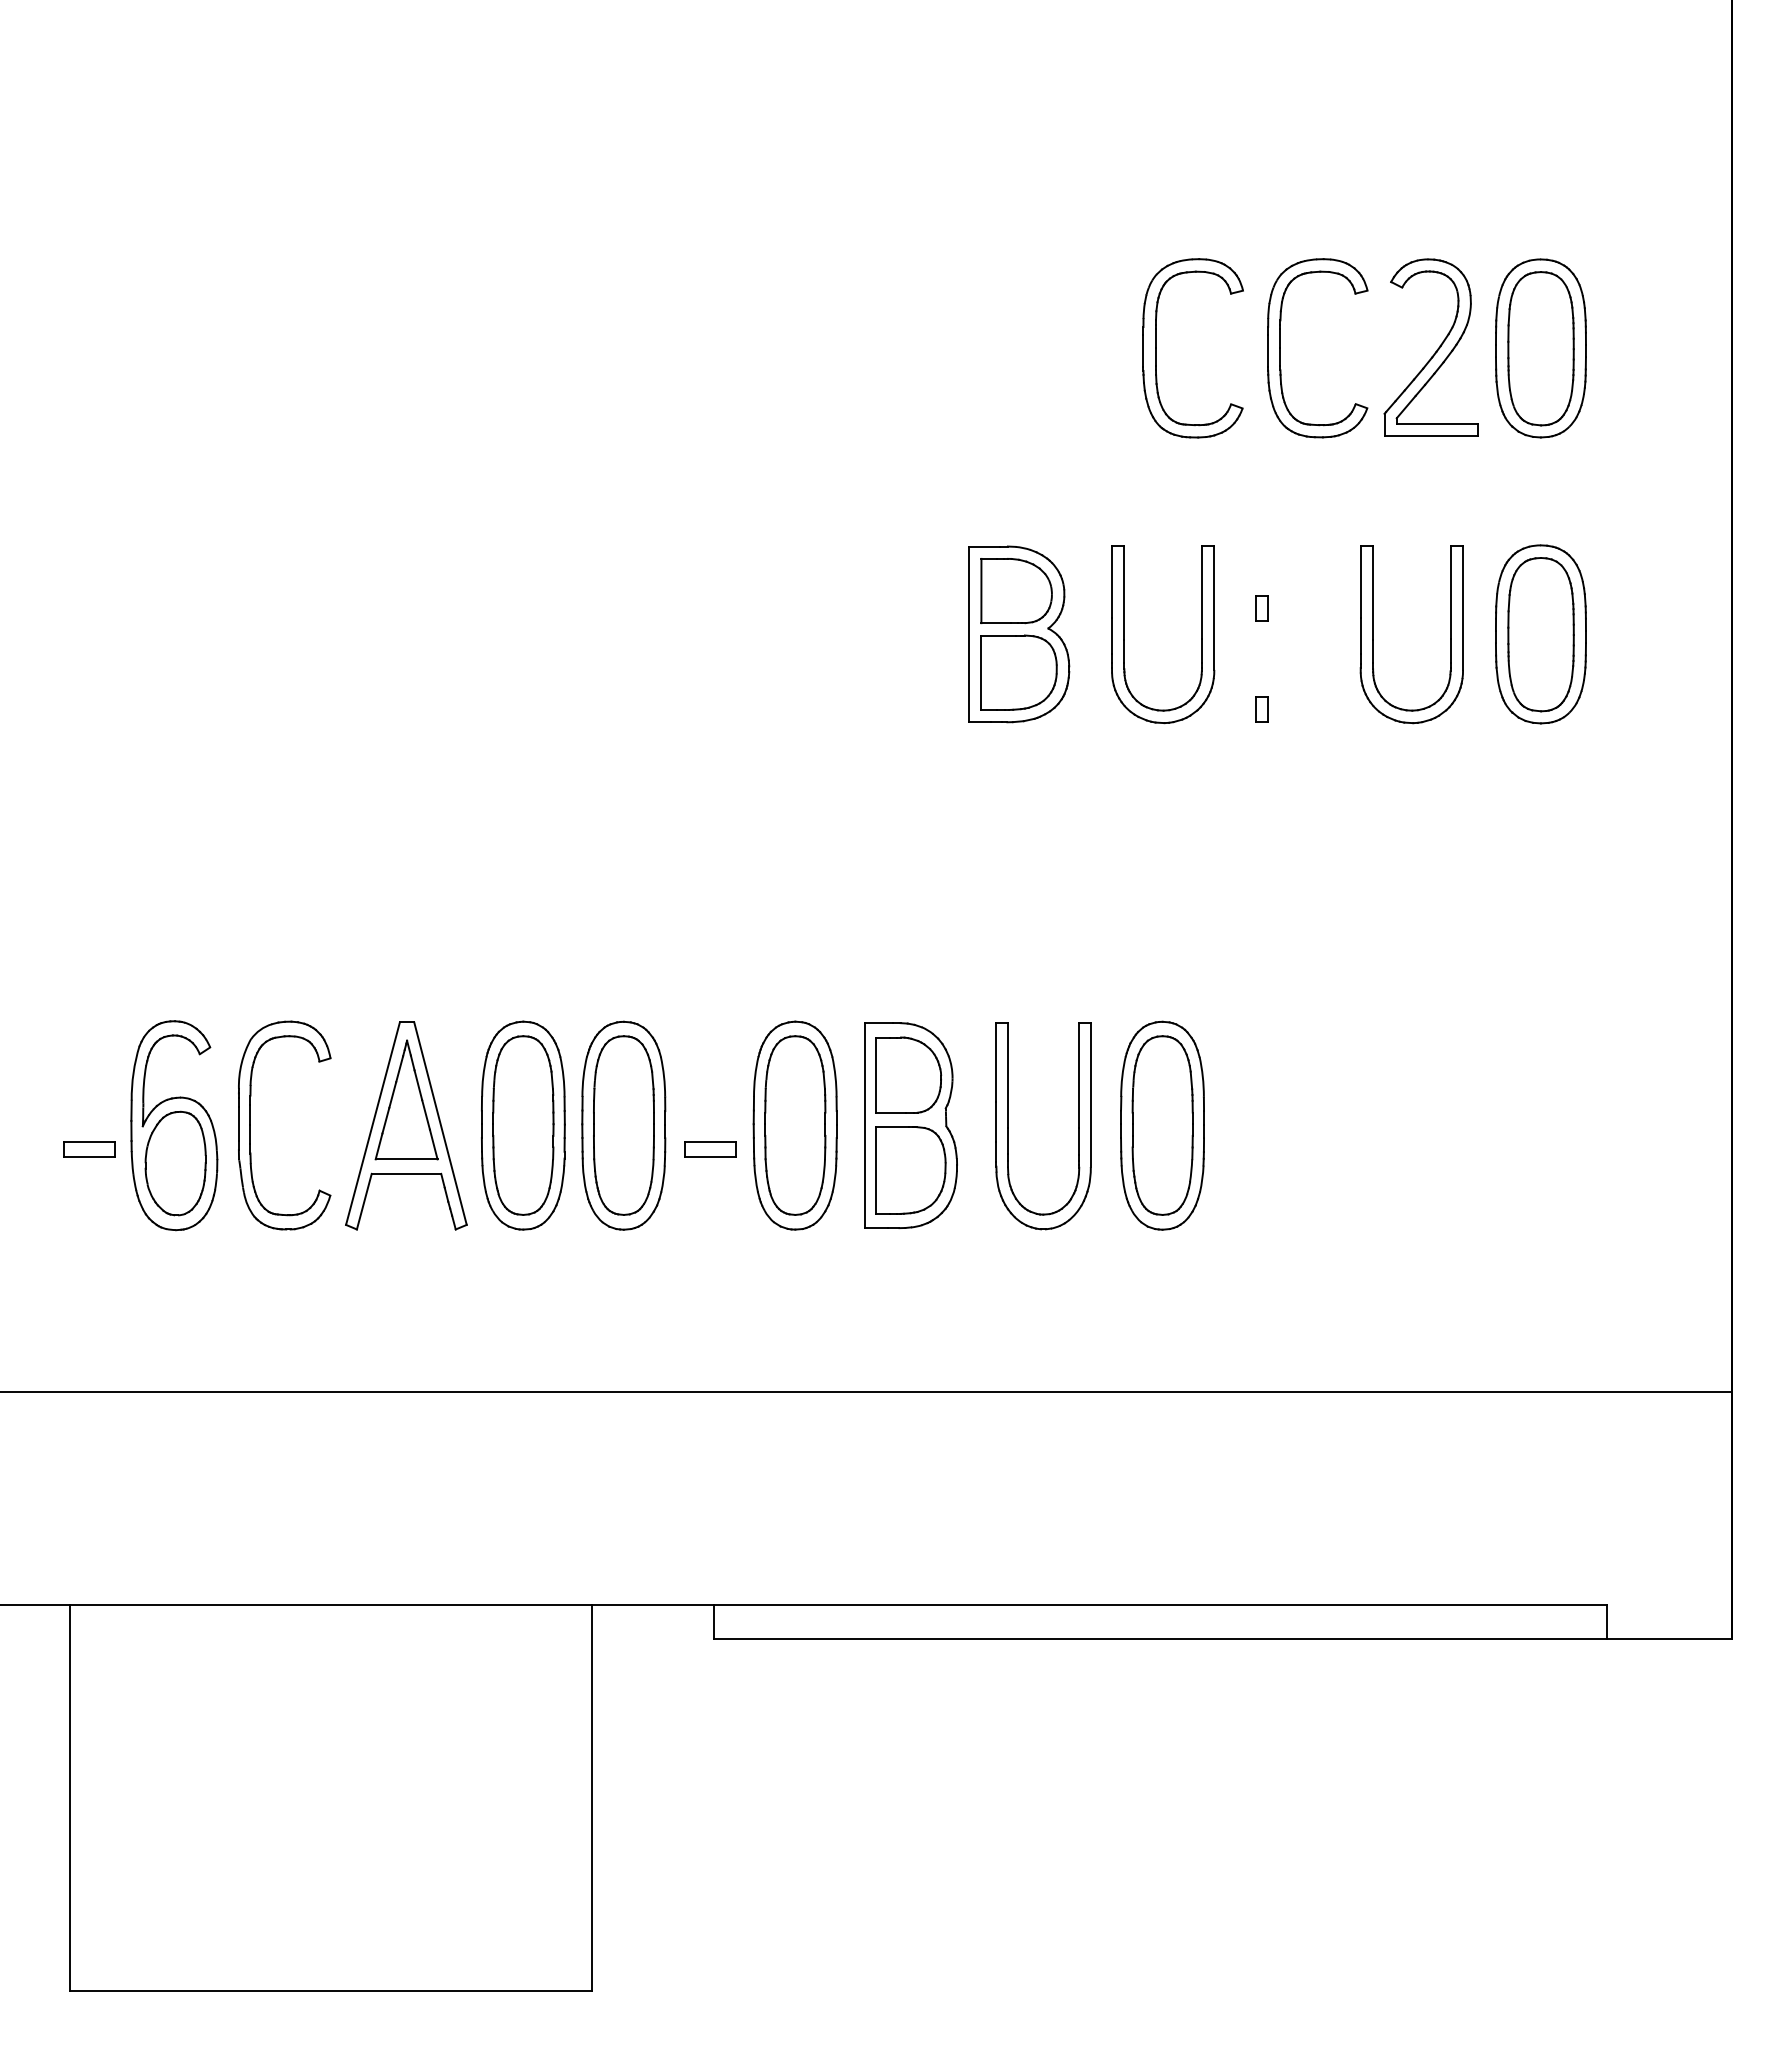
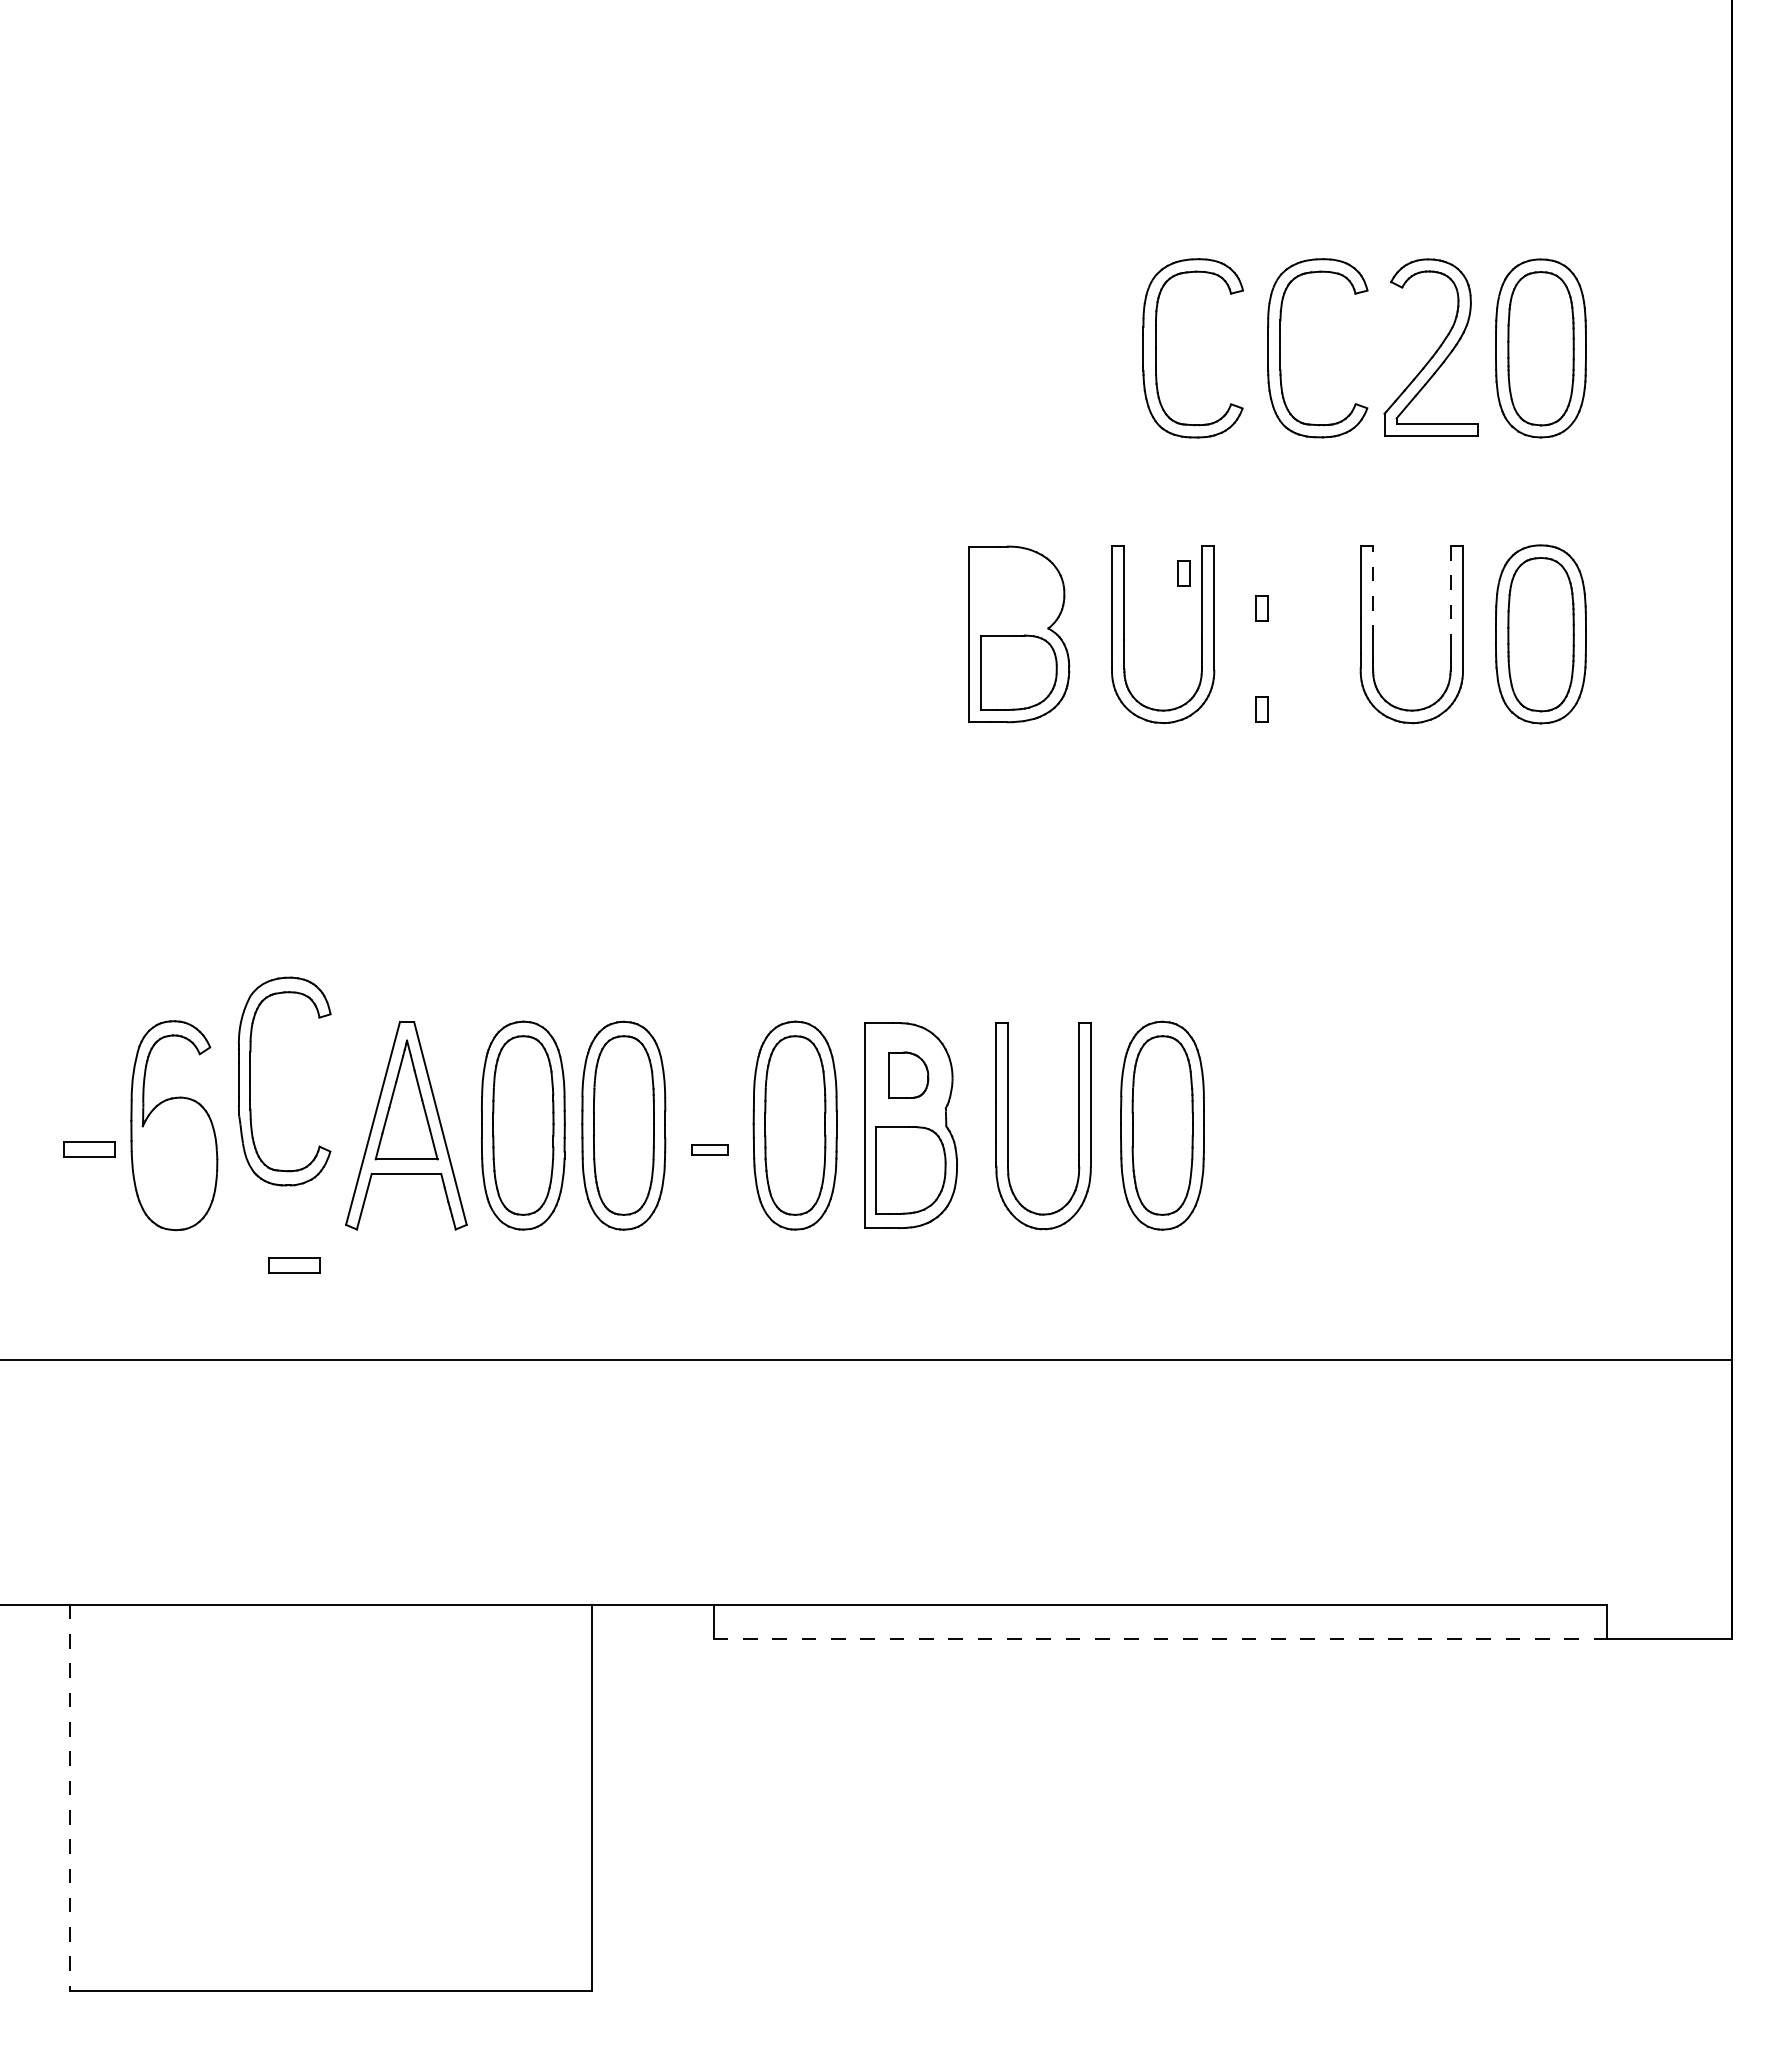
part: none -> present (1183, 573)
part: present -> none (1016, 591)
line: solid -> dashed (1373, 592)
line: solid -> dashed (1450, 592)
part size: 68x78 px -> 42x48 px (908, 1074)
part position: (250, 1125) -> (250, 1081) (250, 1081)
part size: 53x17 px -> 38x12 px (709, 1149)
part: present -> none (175, 1163)
part: none -> present (294, 1265)
line position: (867, 1391) -> (867, 1359) (867, 1359)
line: solid -> dashed (1160, 1638)
line: solid -> dashed (69, 1797)
